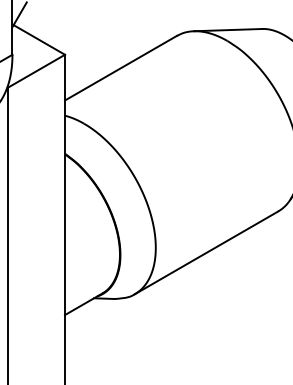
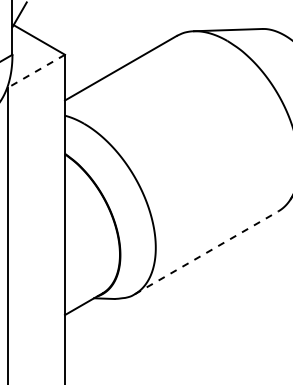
line: solid -> dashed (35, 71)
line: solid -> dashed (206, 252)
